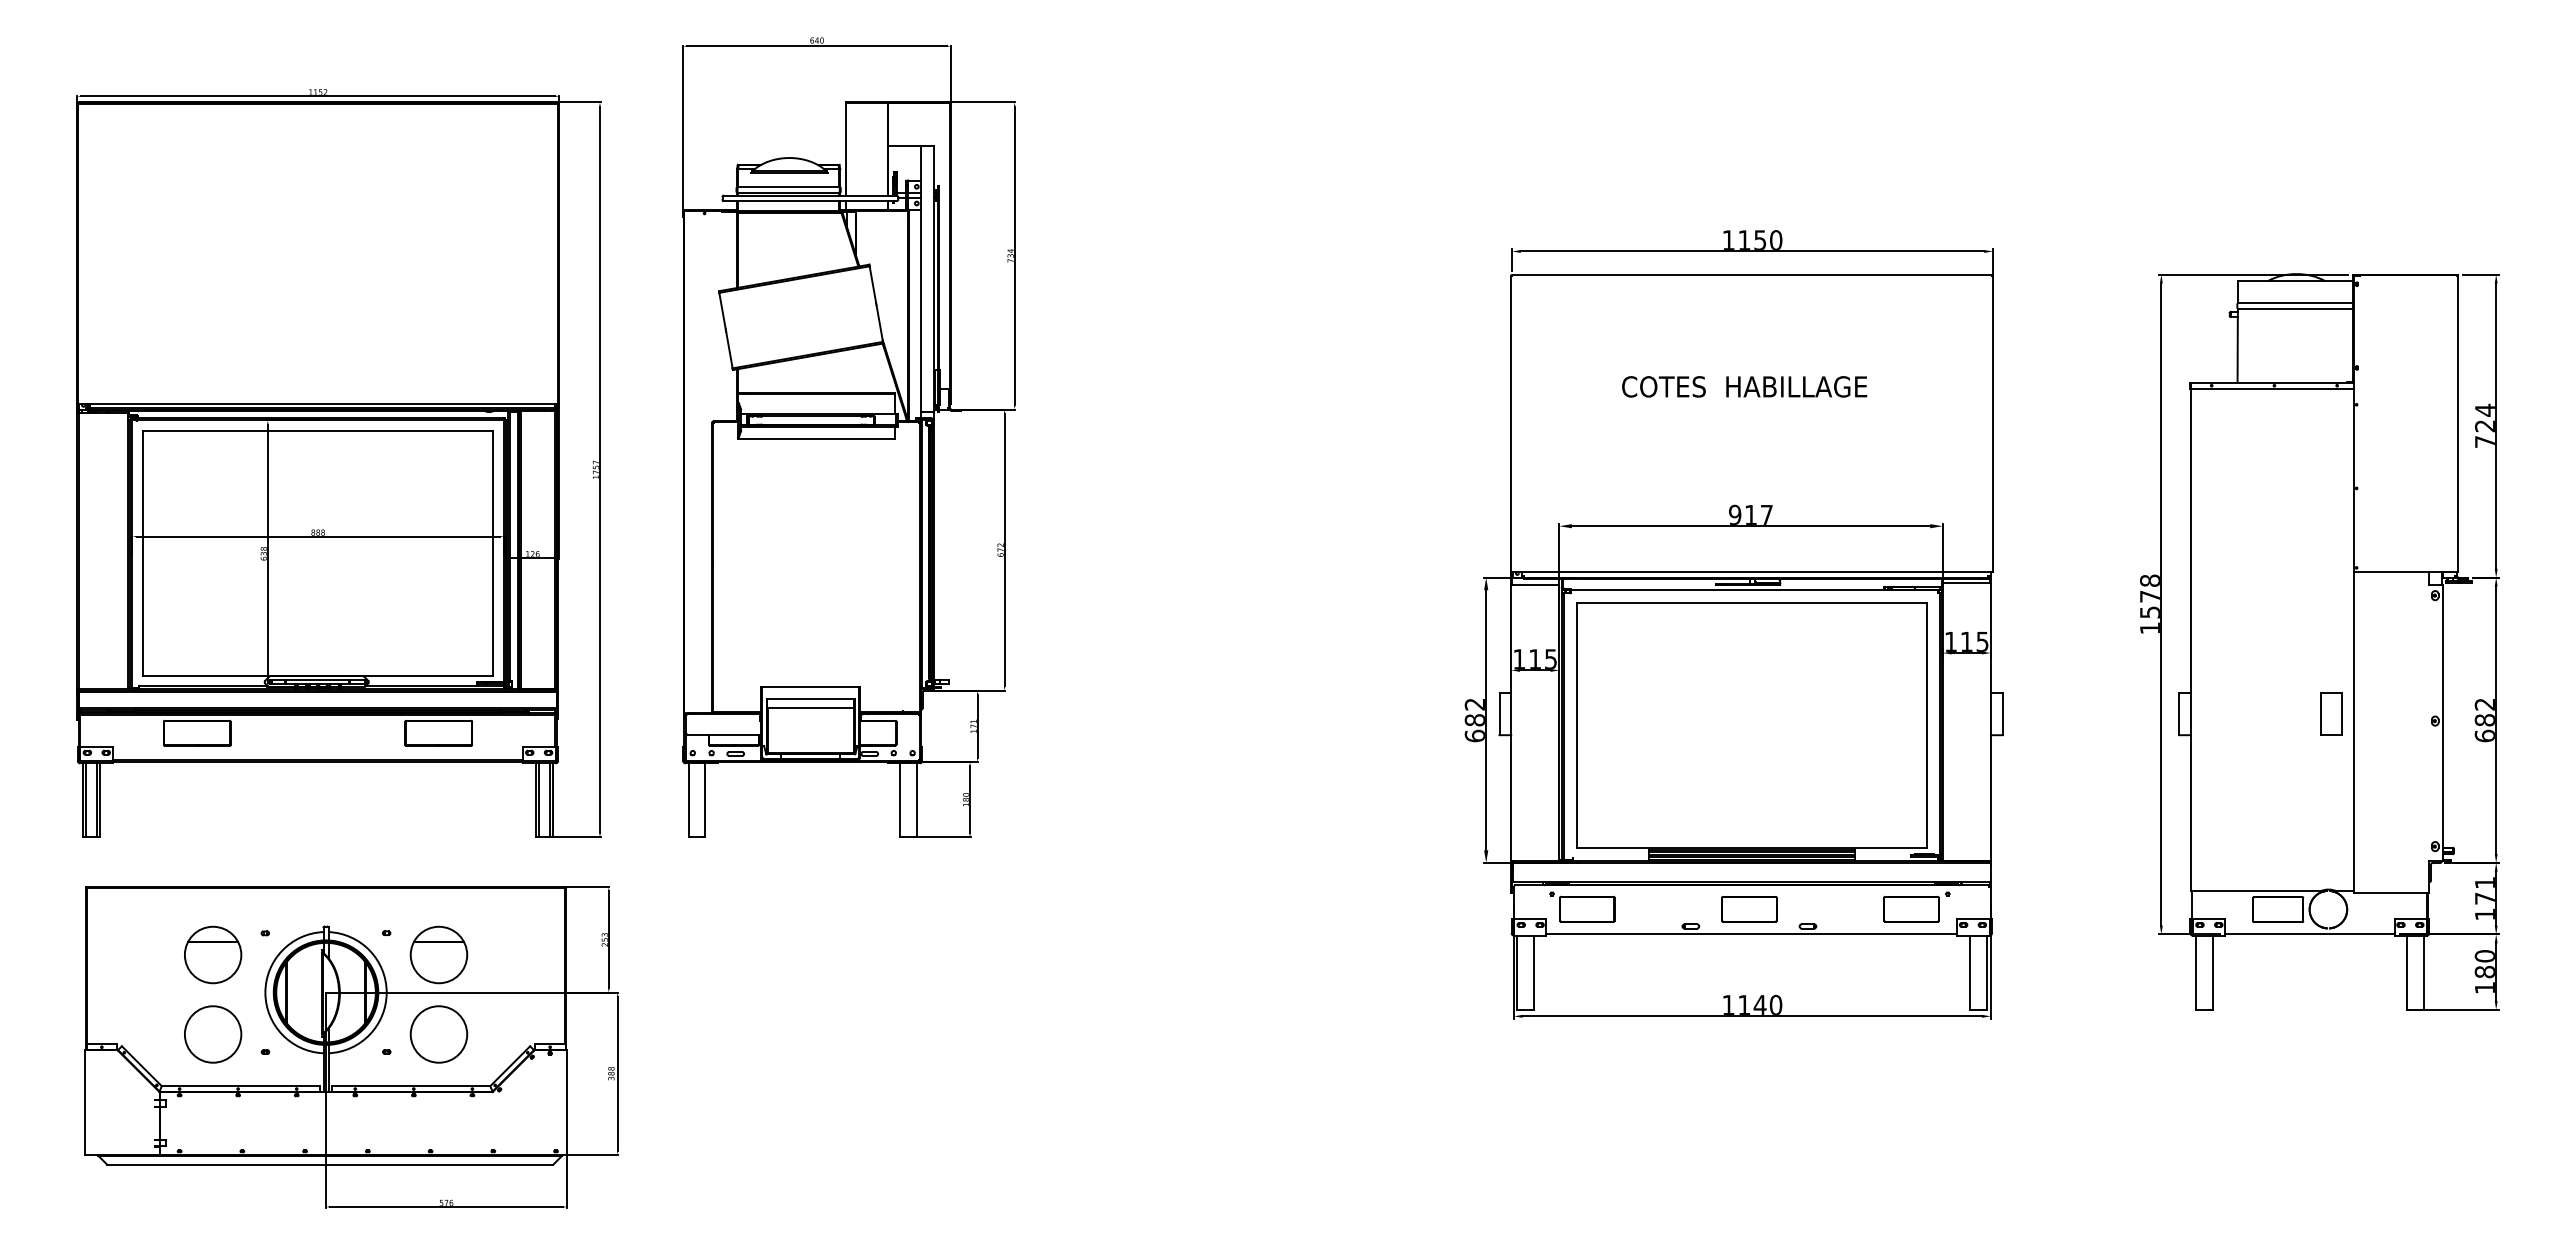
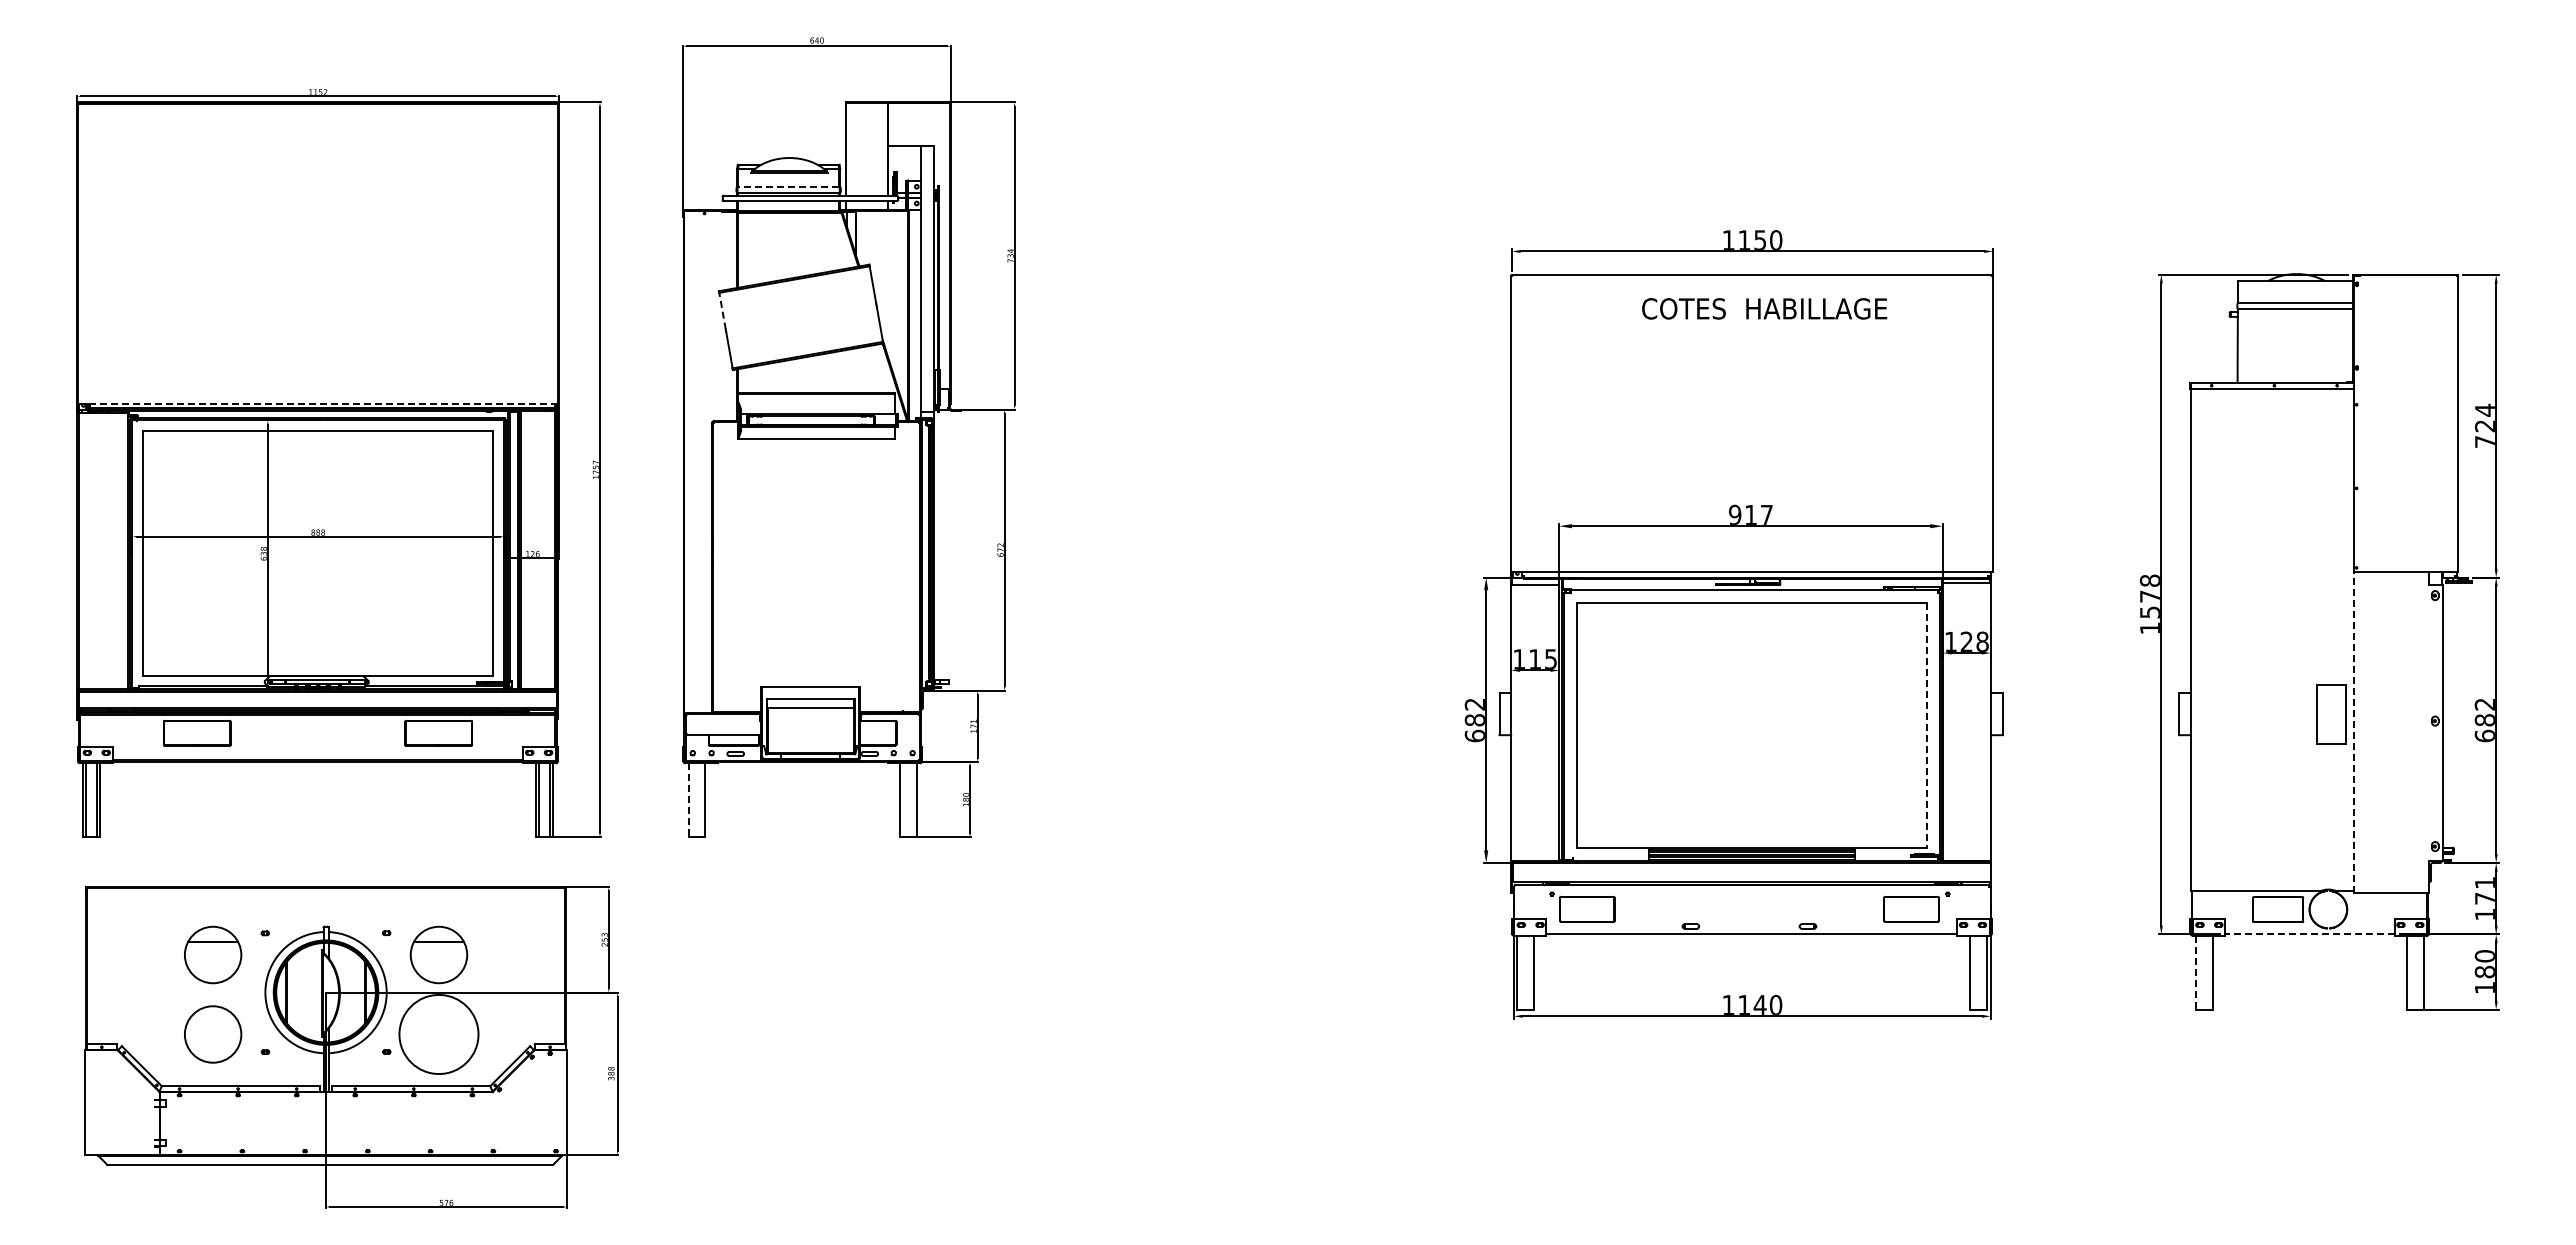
line: solid -> dashed (788, 187)
line: solid -> dashed (722, 310)
text position: (1744, 386) -> (1764, 308) (1764, 308)
line: solid -> dashed (317, 403)
text: 115 -> 128 (1974, 641)
part size: 23x44 px -> 31x61 px (2331, 714)
line: solid -> dashed (1927, 726)
line: solid -> dashed (2354, 731)
line: solid -> dashed (688, 800)
part: present -> none (1749, 909)
line: solid -> dashed (2309, 934)
line: solid -> dashed (2195, 973)
circle diameter: 56 px -> 79 px (438, 1034)
